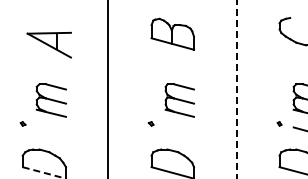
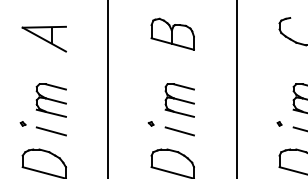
part position: (48, 44) -> (43, 38) (43, 38)
line: dashed -> solid (237, 89)
line: none -> present (50, 131)
line: none -> present (179, 131)
line: dashed -> solid (44, 173)
